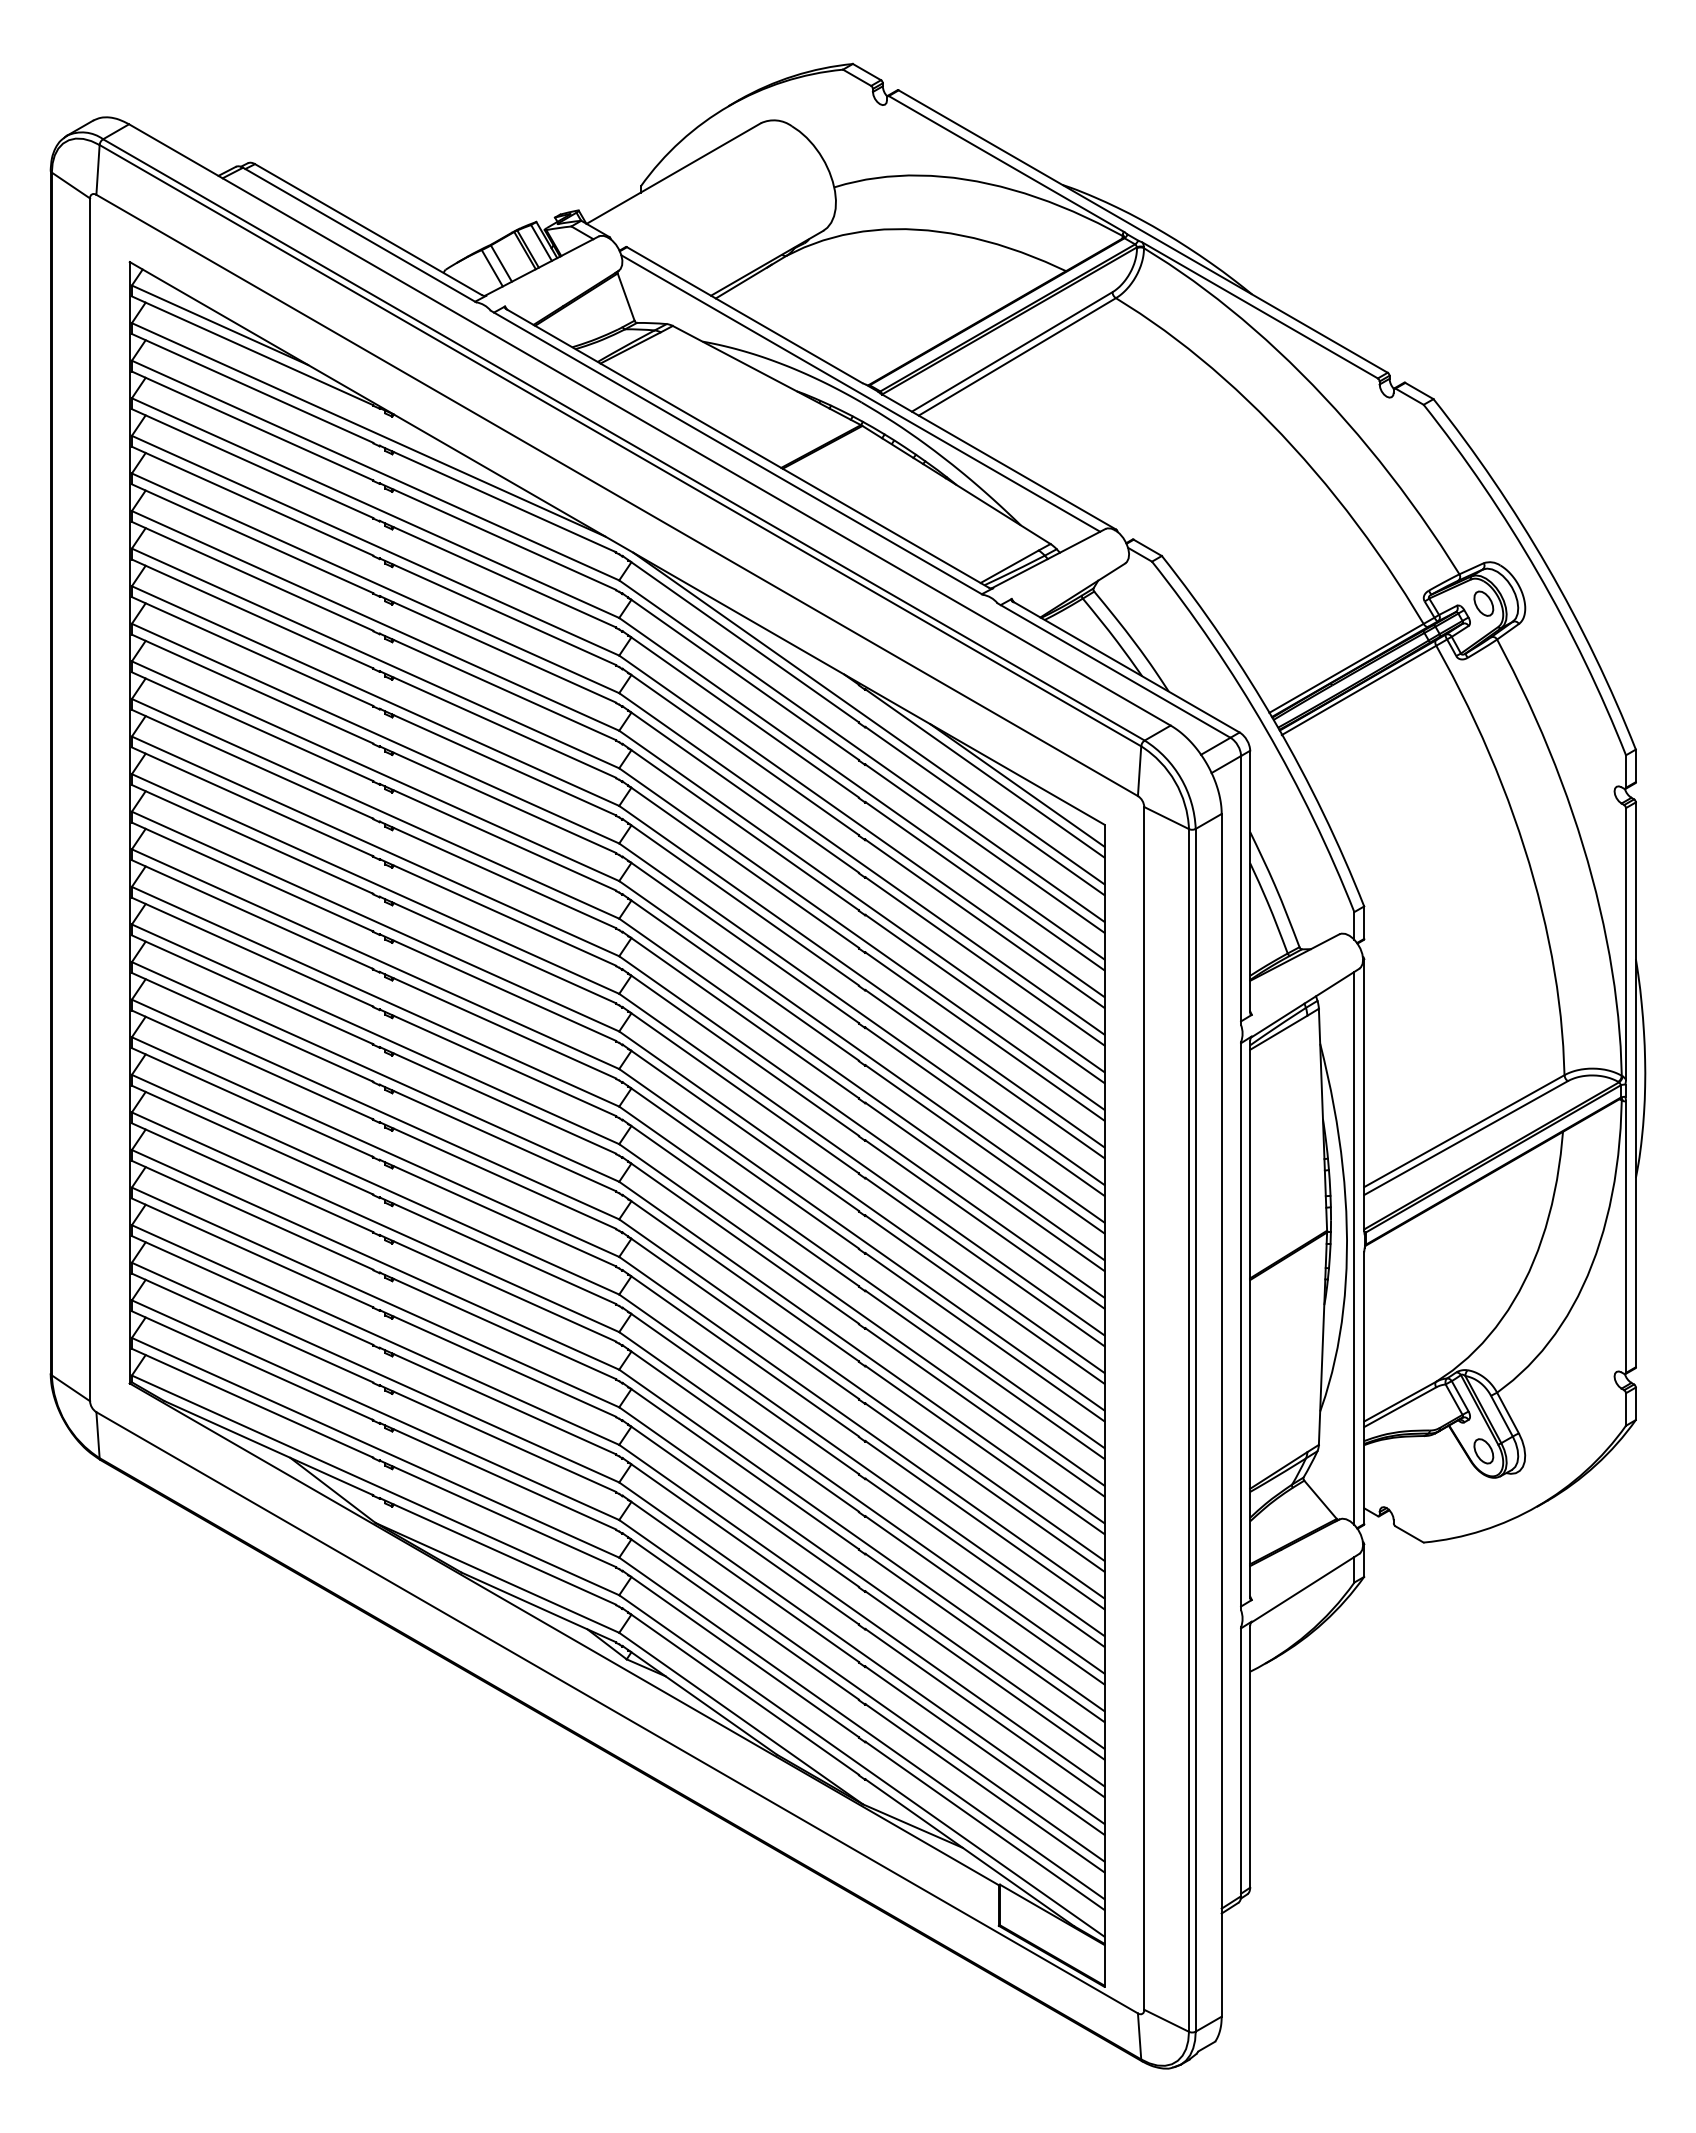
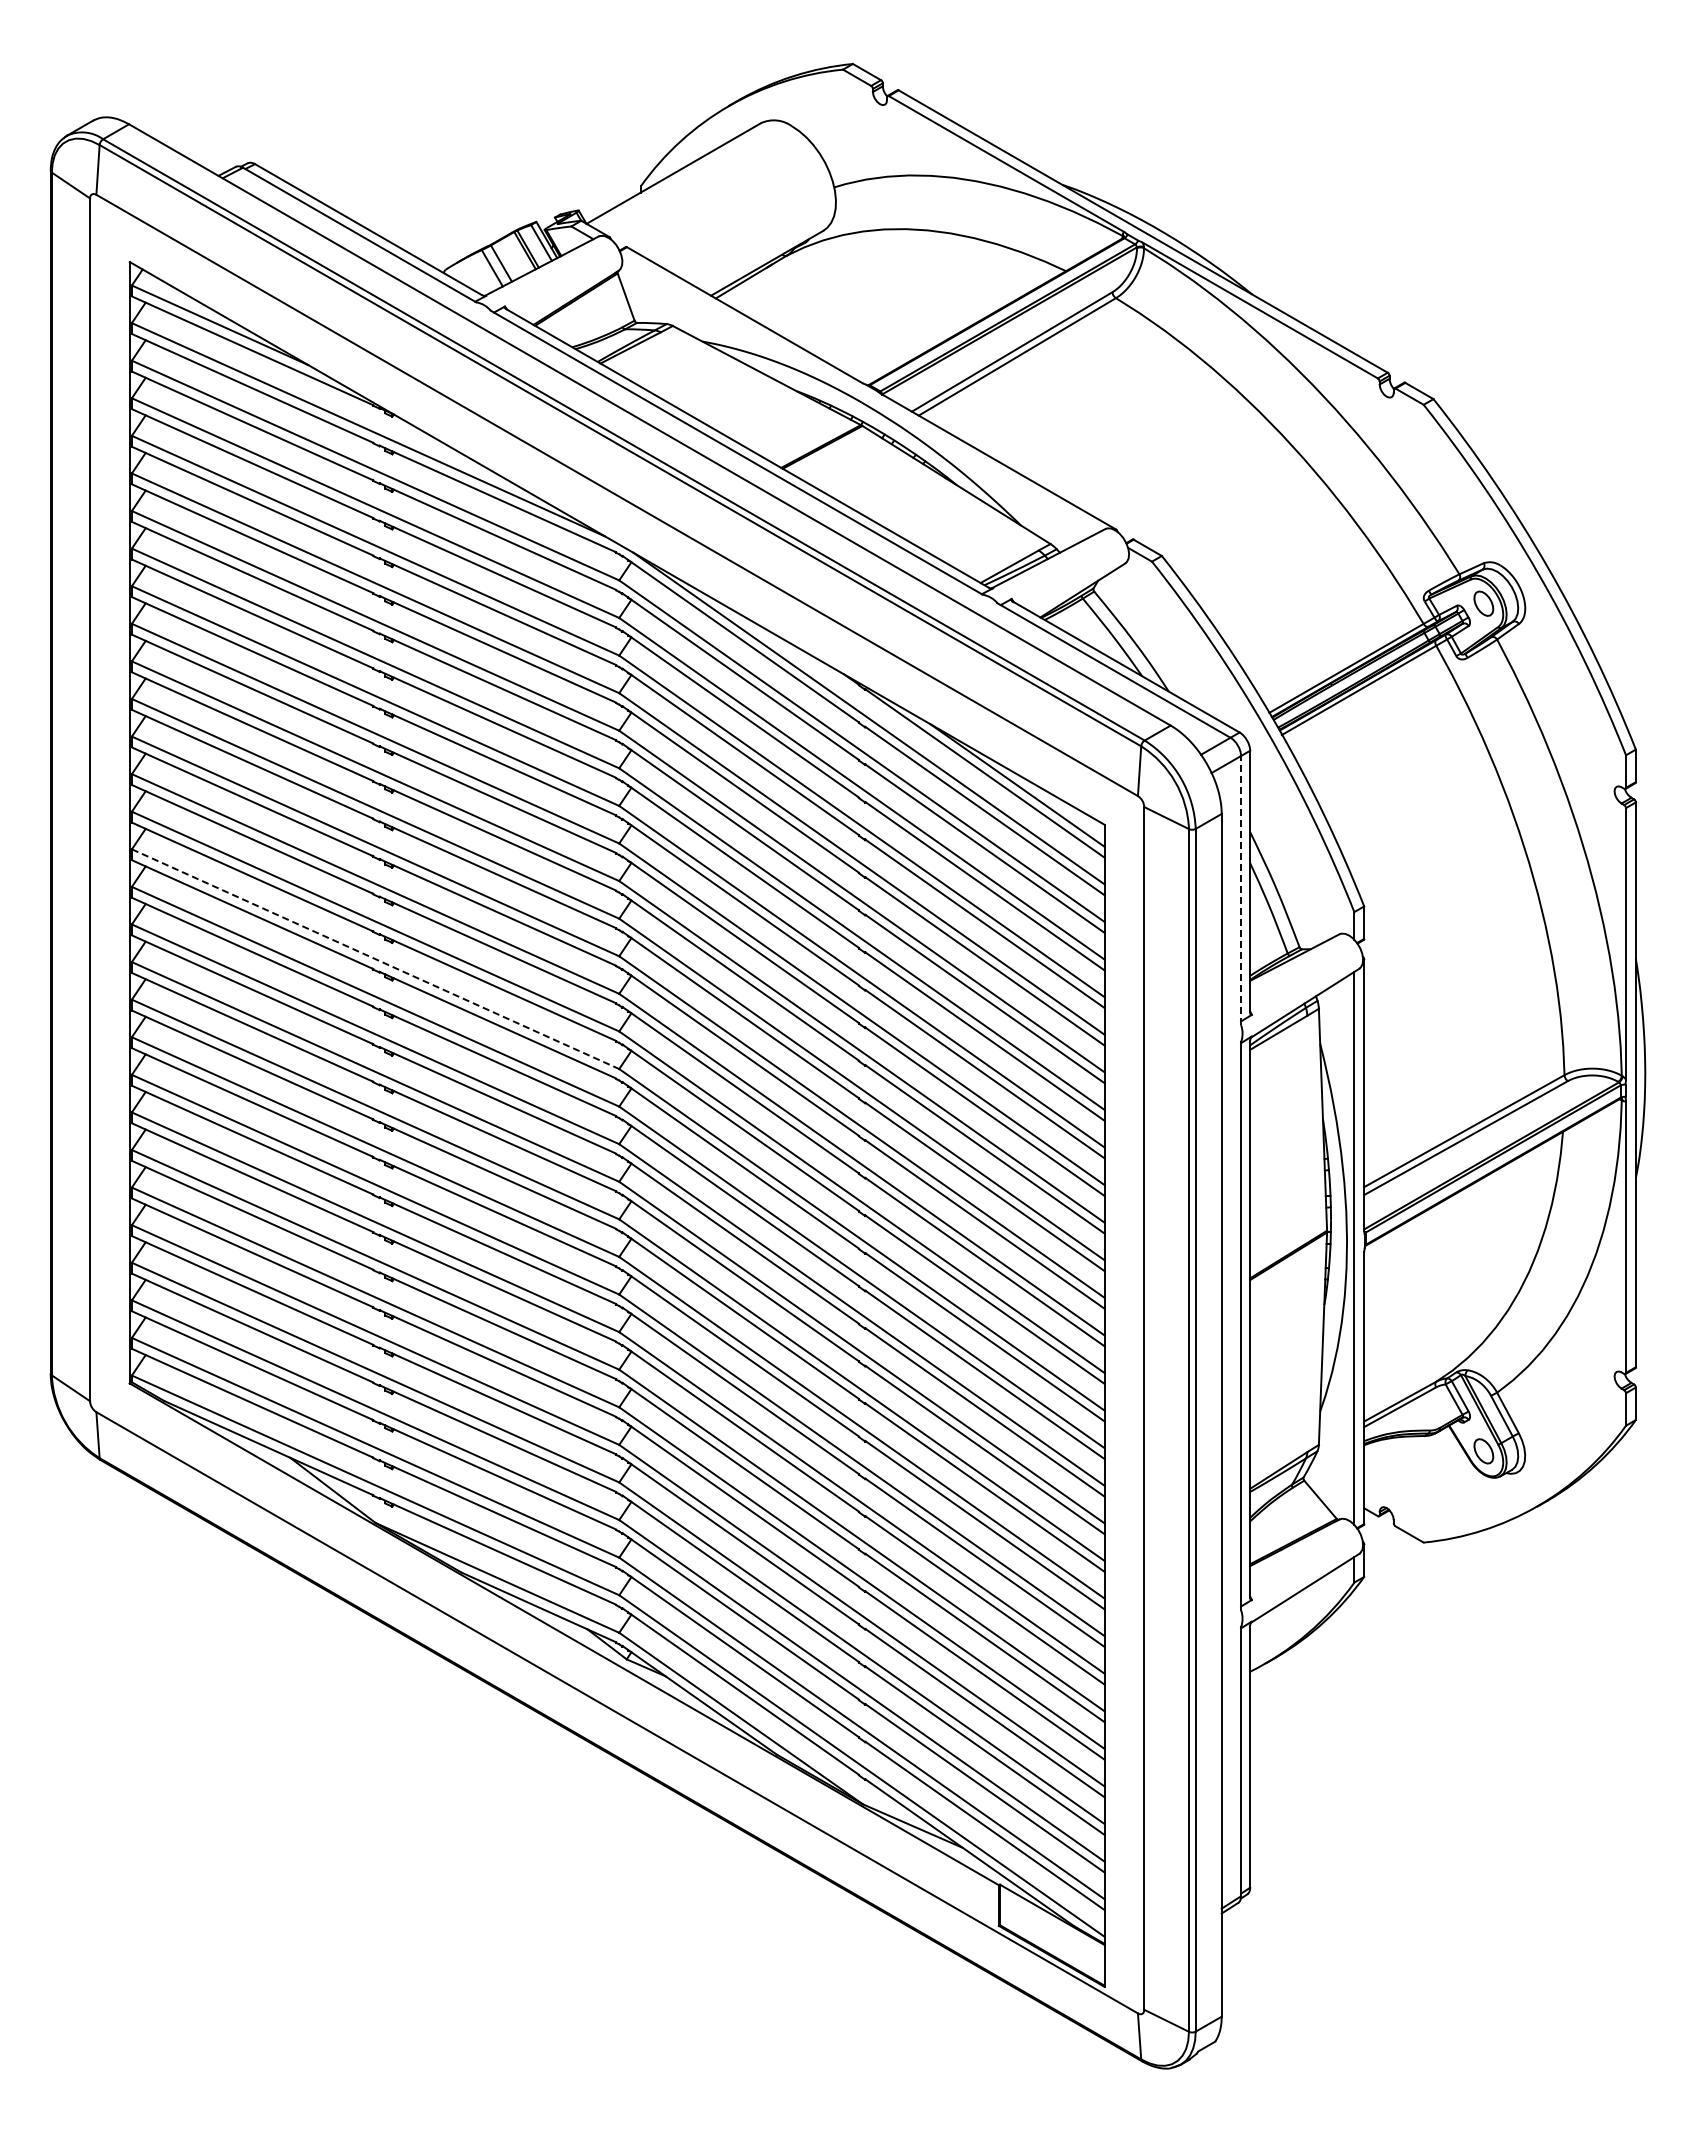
line: present -> none (860, 393)
line: solid -> dashed (1241, 890)
line: solid -> dashed (376, 959)
